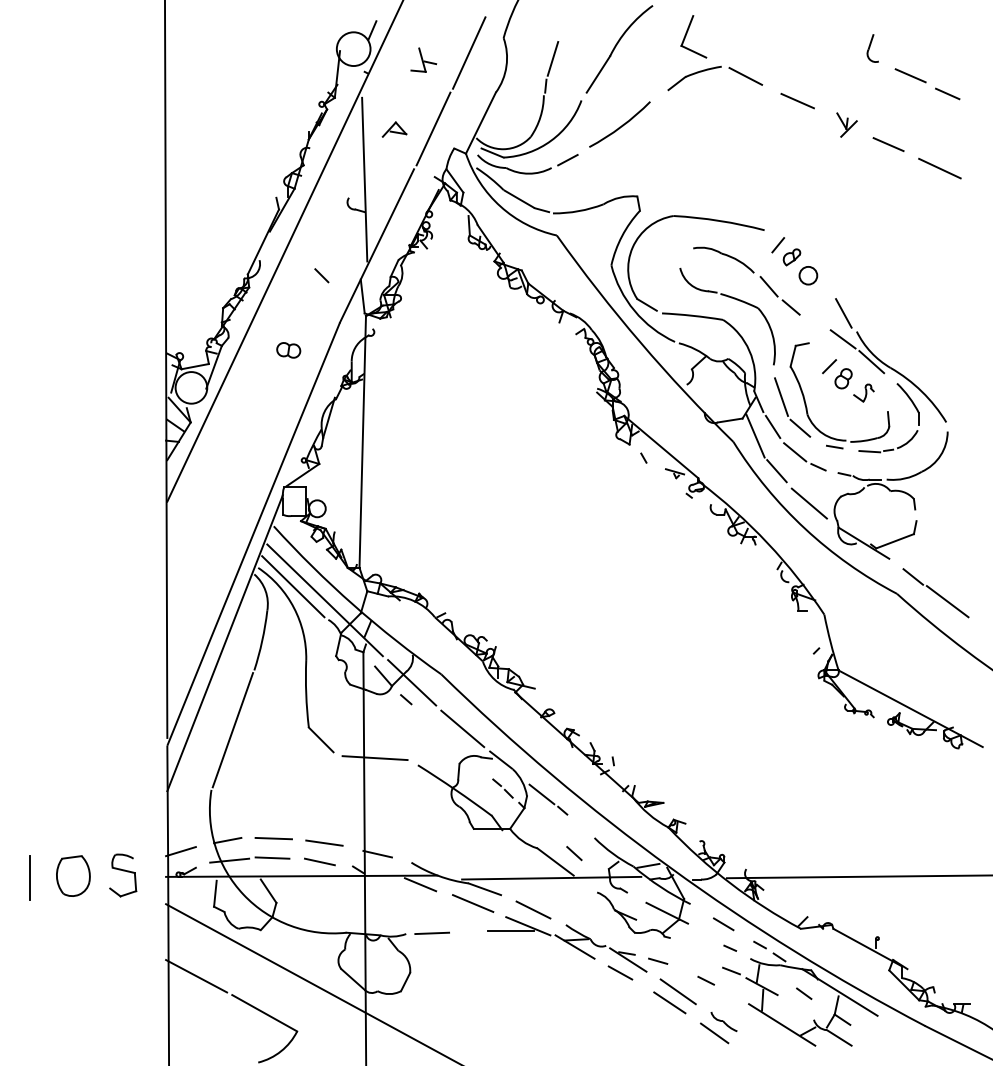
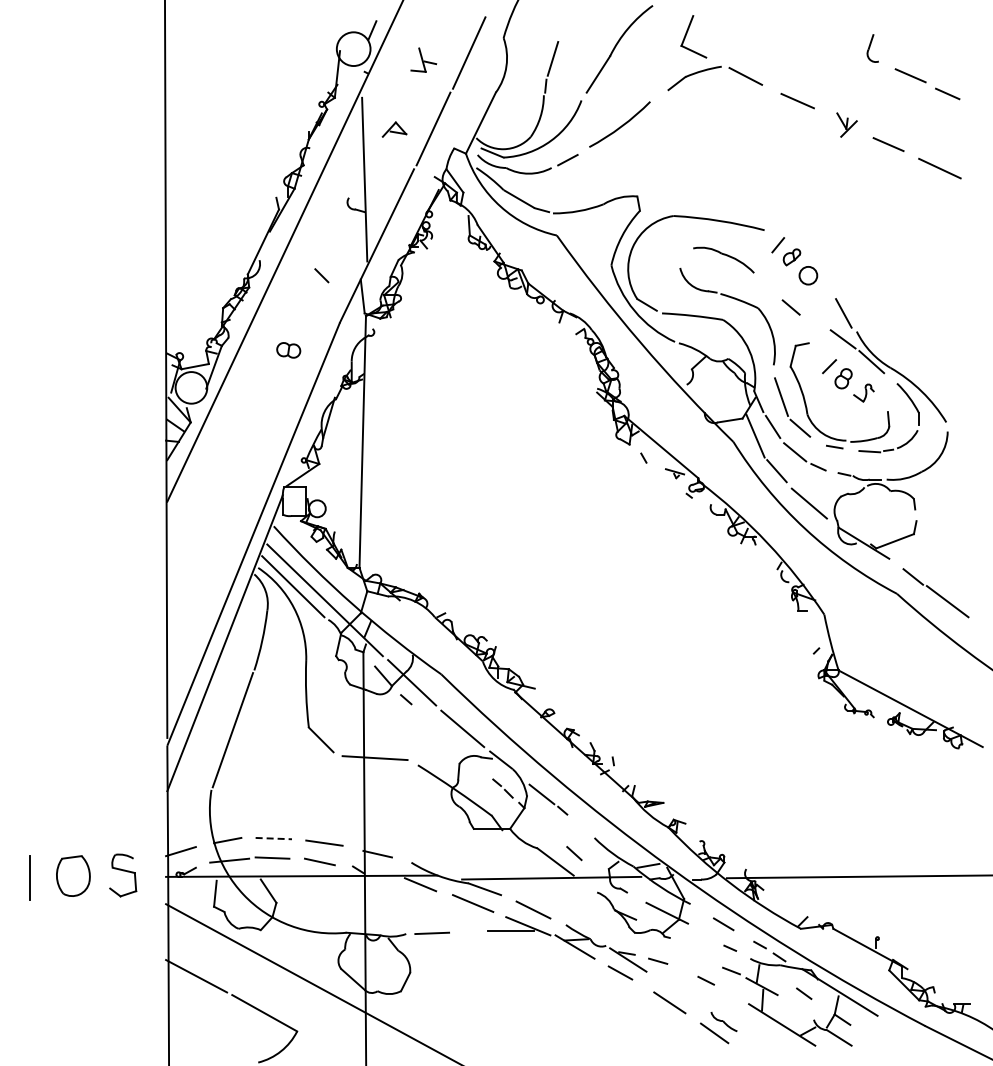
line: present -> none (768, 286)
line: solid -> dashed (274, 838)
line: present -> none (677, 991)
